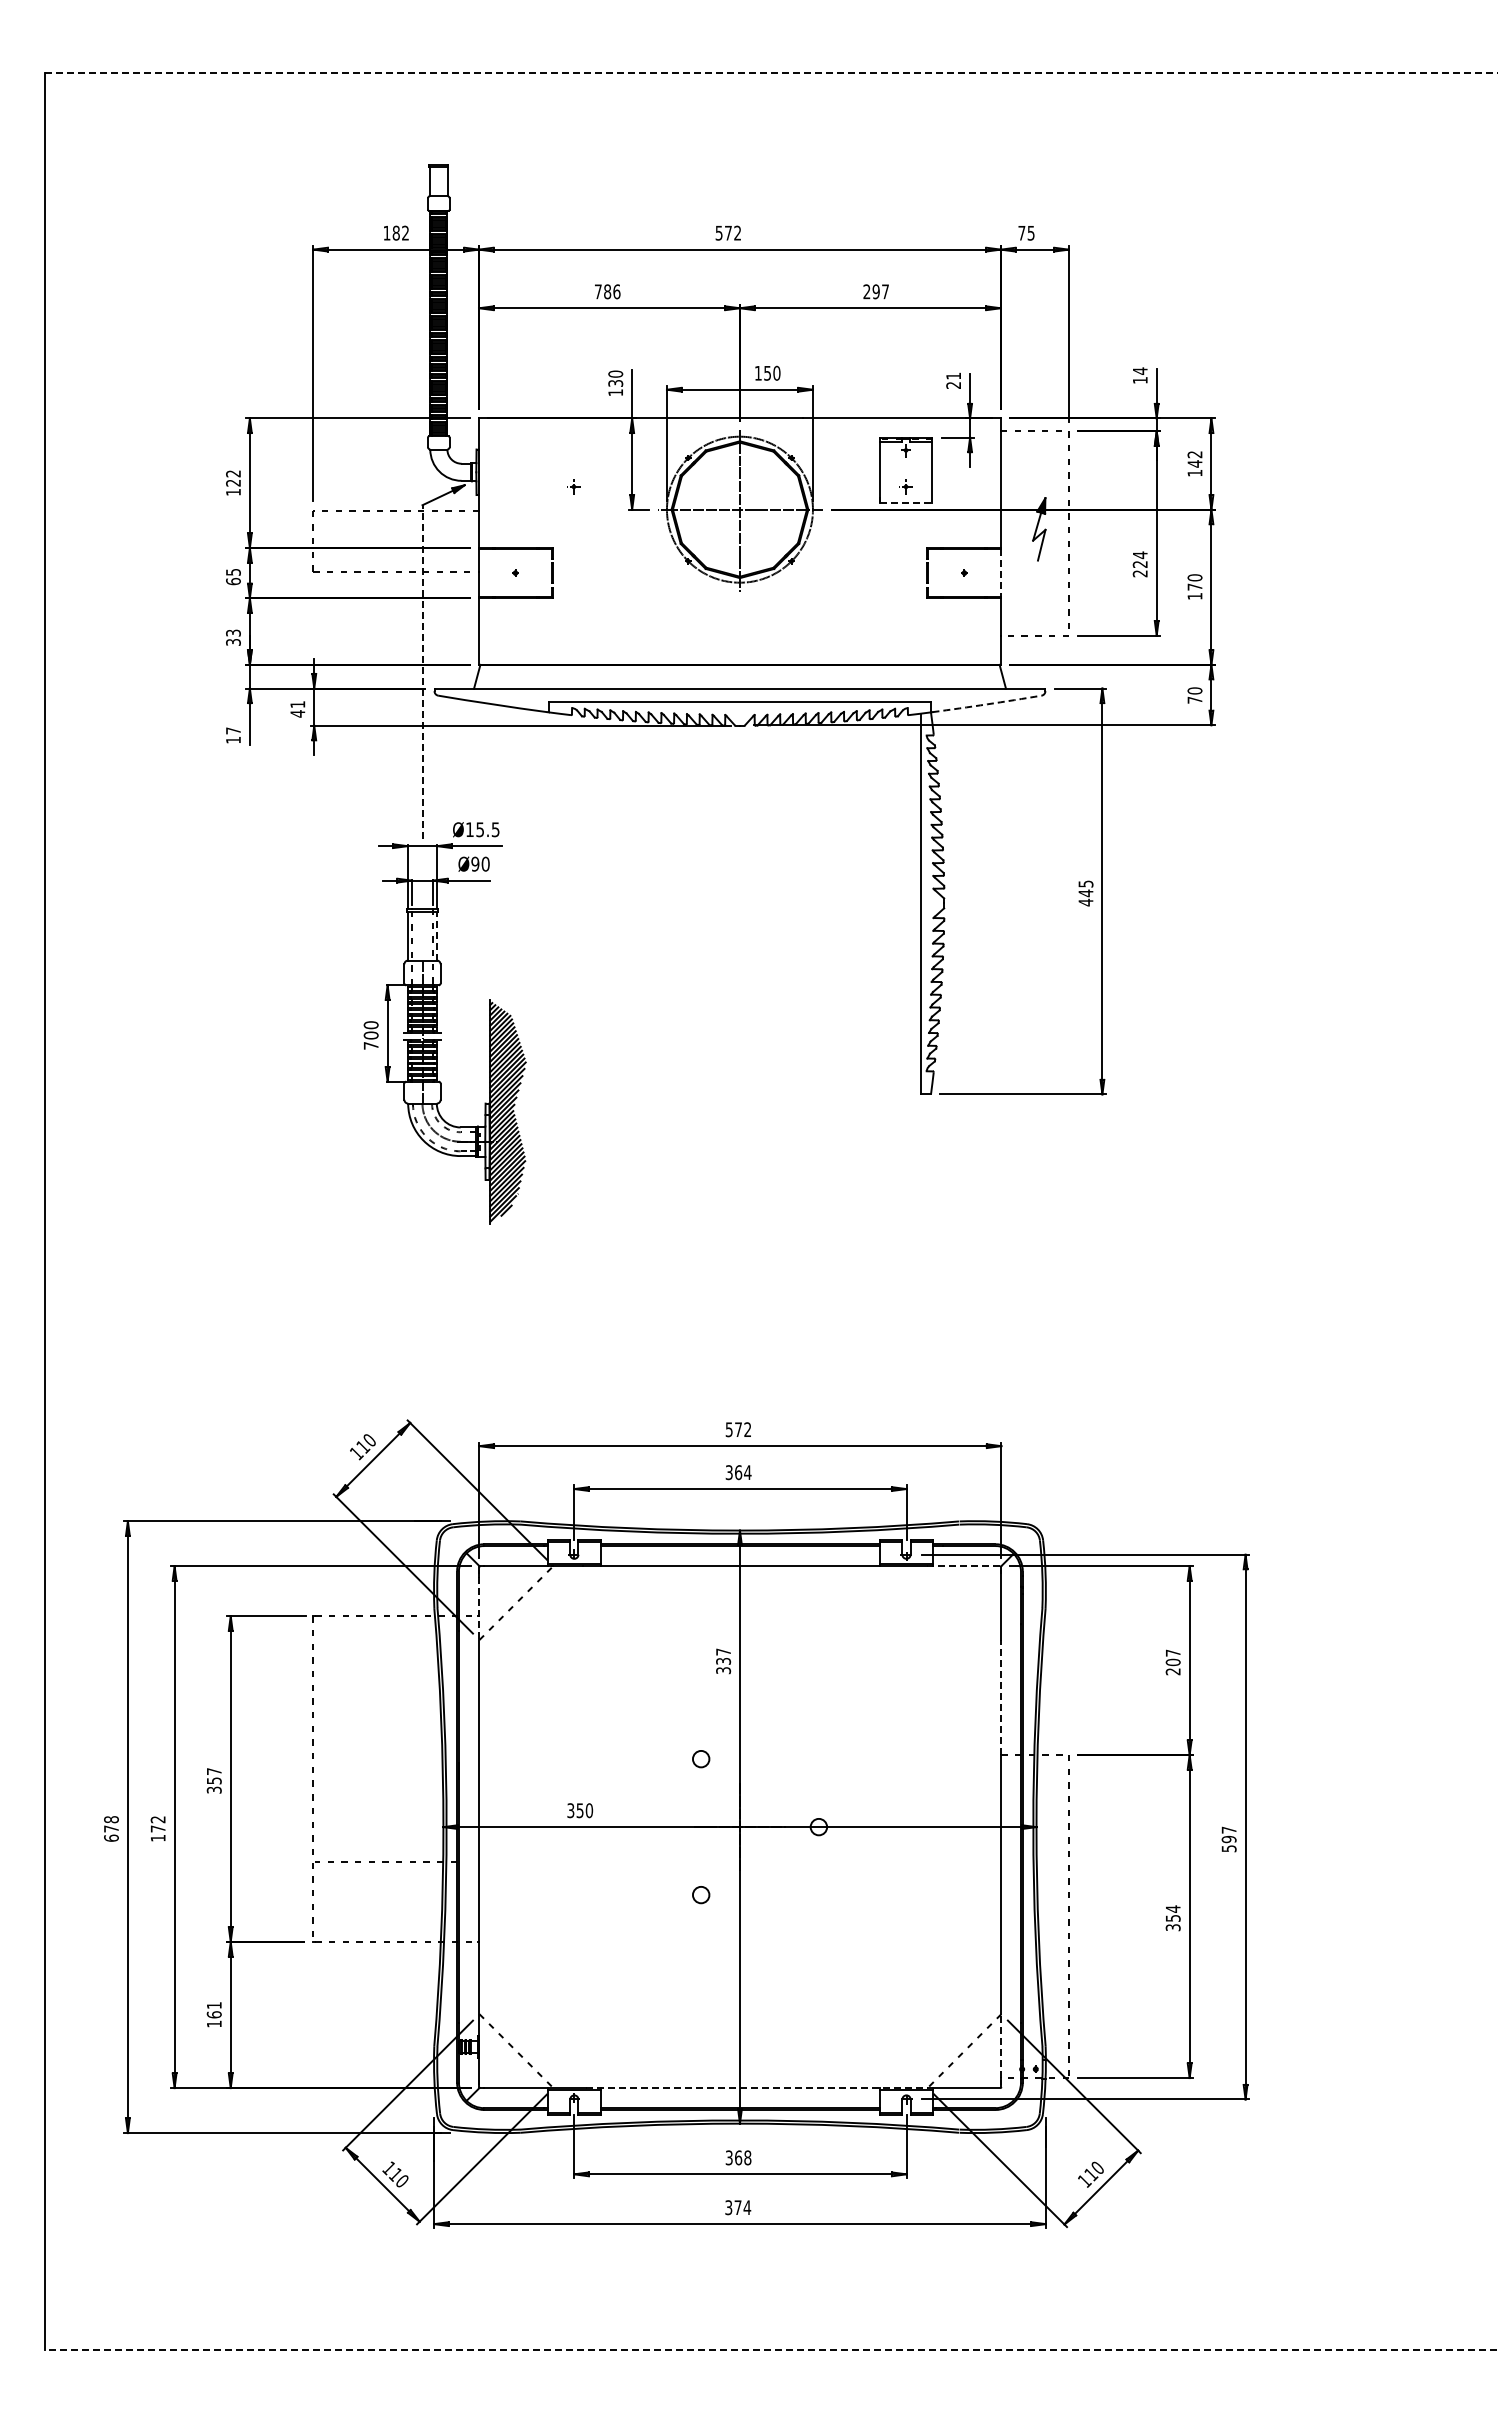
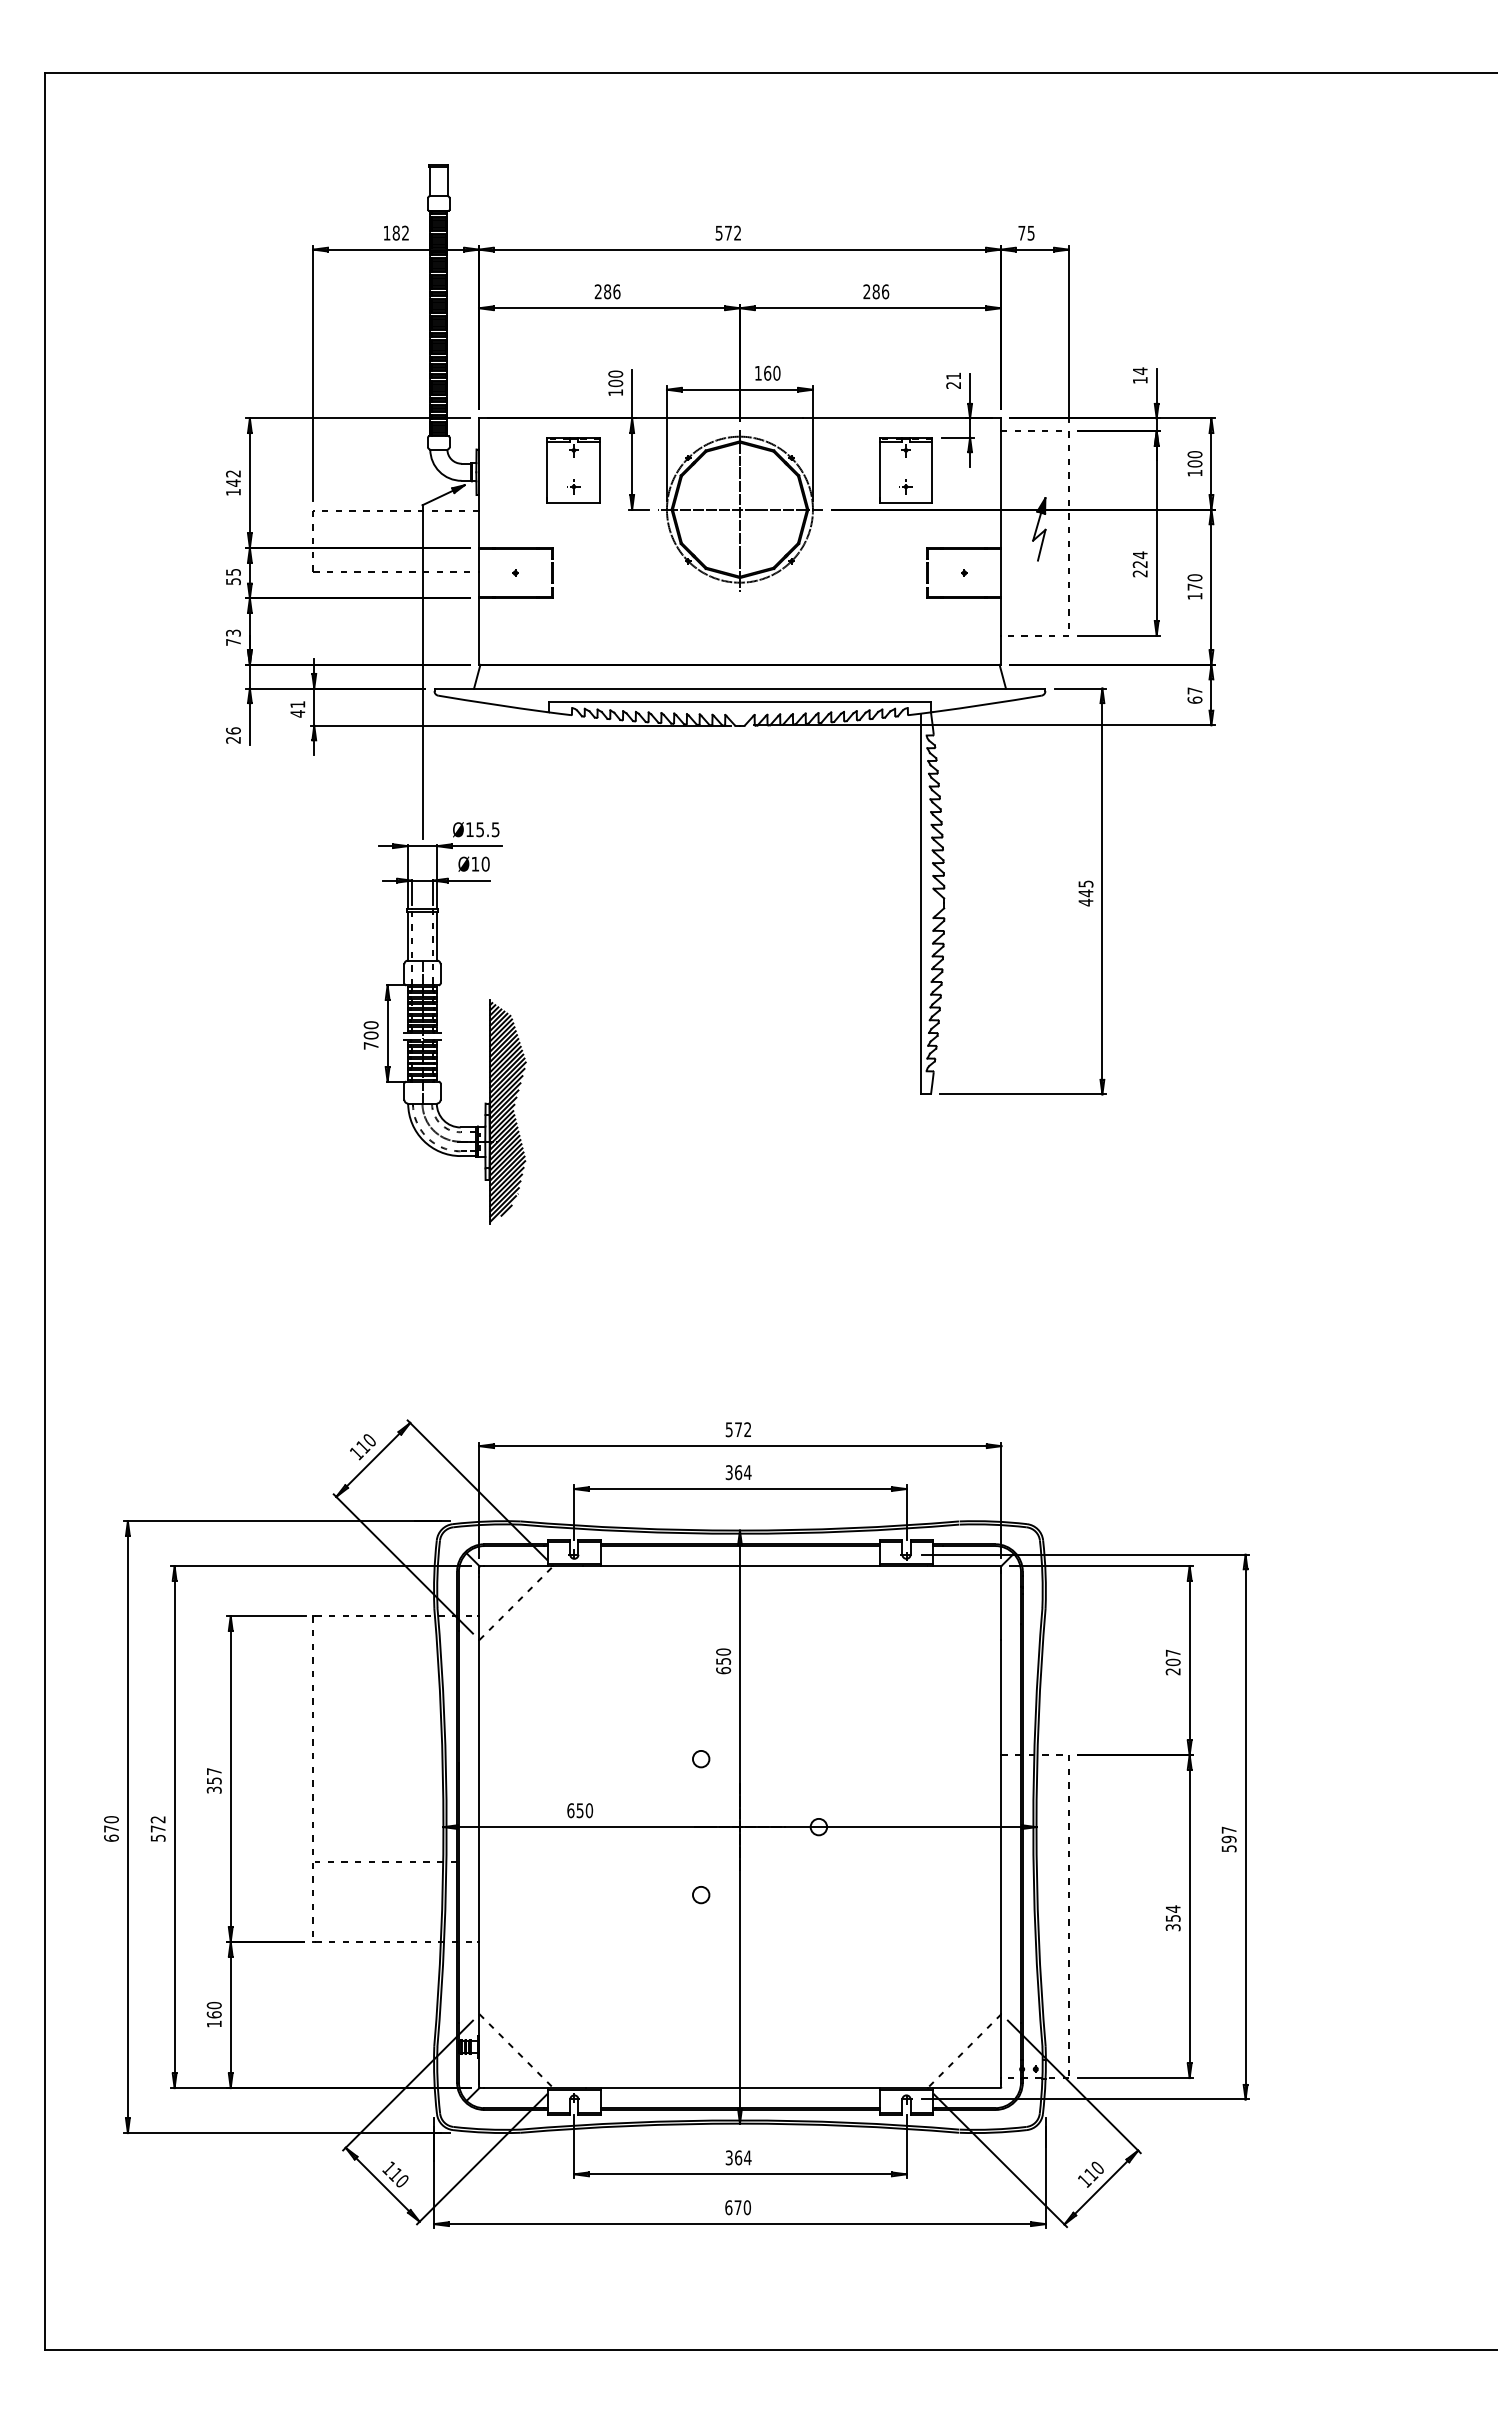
line: dashed -> solid (771, 72)
text: 786 -> 286 (597, 291)
text: 297 -> 286 (880, 291)
text: 150 -> 160 (767, 372)
text: 130 -> 100 (615, 383)
text: 142 -> 100 (1194, 459)
part: none -> present (573, 470)
text: 122 -> 142 (233, 482)
line: dashed -> solid (906, 503)
line: dashed -> solid (1000, 573)
text: 65 -> 55 (233, 581)
text: 33 -> 73 (233, 642)
line: dashed -> solid (422, 671)
text: 70 -> 67 (1194, 695)
arc: dashed -> solid (987, 704)
text: 17 -> 26 (233, 735)
text: Ø90 -> Ø10 (475, 863)
line: dashed -> solid (437, 935)
line: dashed -> solid (966, 1566)
line: dashed -> solid (479, 1609)
text: 337 -> 650 (723, 1661)
line: dashed -> solid (1001, 1697)
text: 350 -> 650 (570, 1810)
text: 678 -> 670 (111, 1819)
text: 172 -> 572 (157, 1838)
text: 161 -> 160 (213, 2005)
line: dashed -> solid (1001, 2046)
line: dashed -> solid (757, 2088)
text: 368 -> 364 (747, 2157)
text: 374 -> 670 (738, 2207)
line: dashed -> solid (770, 2350)
